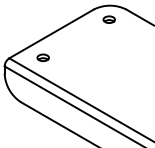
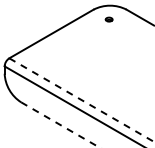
part size: 14x9 px -> 10x7 px (108, 19)
part: present -> none (42, 57)
line: solid -> dashed (81, 100)
line: solid -> dashed (60, 125)
